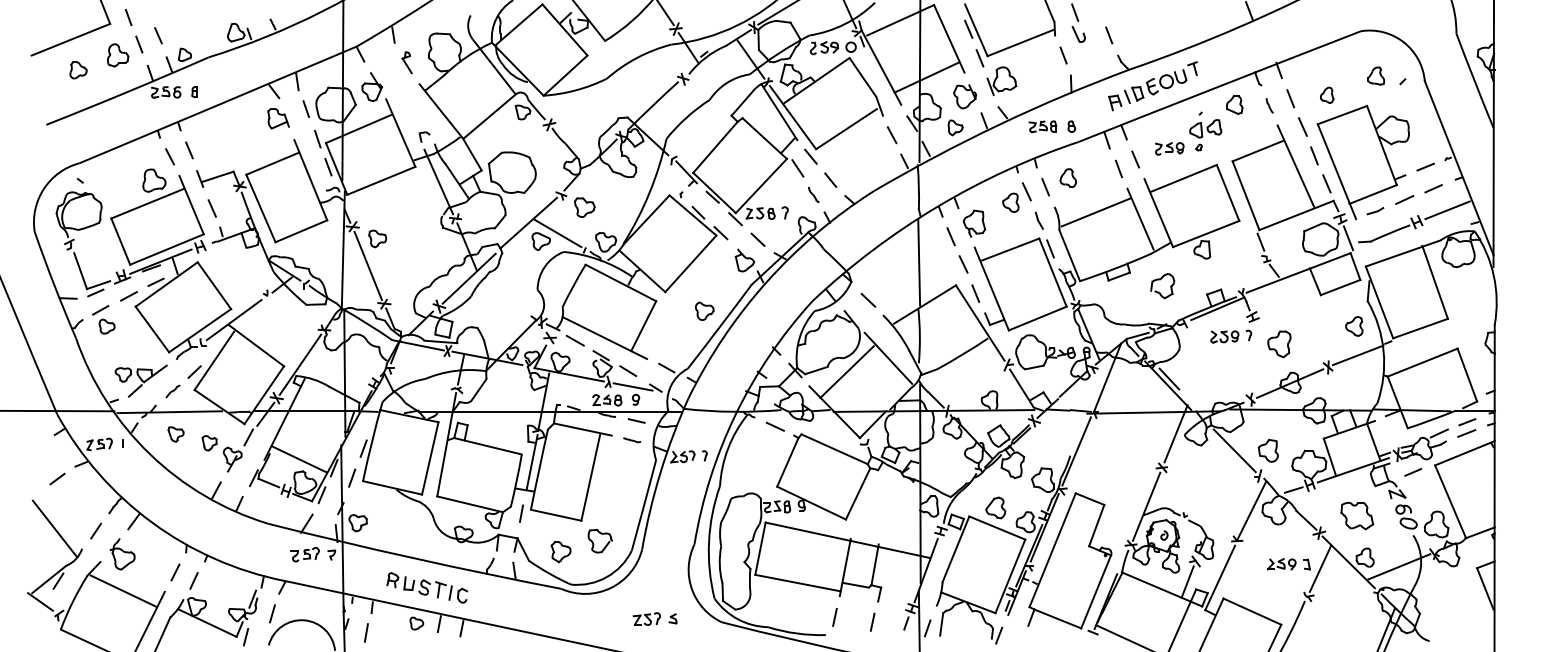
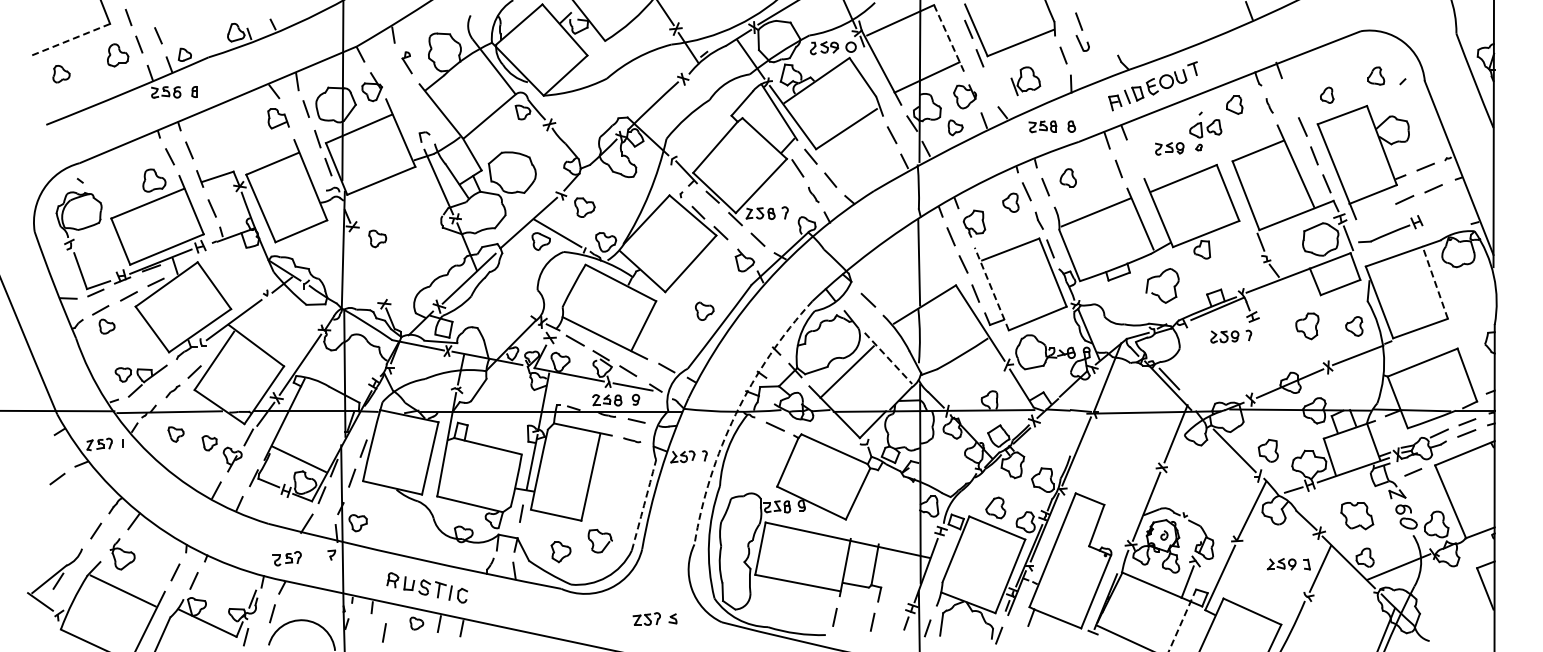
part position: (1078, 22) -> (1082, 31) (1082, 31)
line: present -> none (1109, 35)
line: solid -> dashed (70, 39)
line: solid -> dashed (949, 39)
part position: (78, 70) -> (61, 74) (61, 74)
part position: (1001, 81) -> (1025, 81) (1025, 81)
line: present -> none (1290, 98)
line: present -> none (1135, 159)
line: present -> none (1447, 210)
line: present -> none (1375, 211)
line: present -> none (367, 265)
line: solid -> dashed (1435, 282)
part size: 26x27 px -> 35x36 px (1162, 285)
line: solid -> dashed (991, 289)
part position: (1279, 344) -> (1307, 326) (1307, 326)
line: solid -> dashed (888, 358)
arc: solid -> dashed (735, 414)
arc: solid -> dashed (644, 505)
line: present -> none (54, 528)
part position: (304, 554) -> (286, 558) (286, 558)
line: solid -> dashed (1182, 620)
line position: (366, 632) -> (384, 632) (384, 632)
